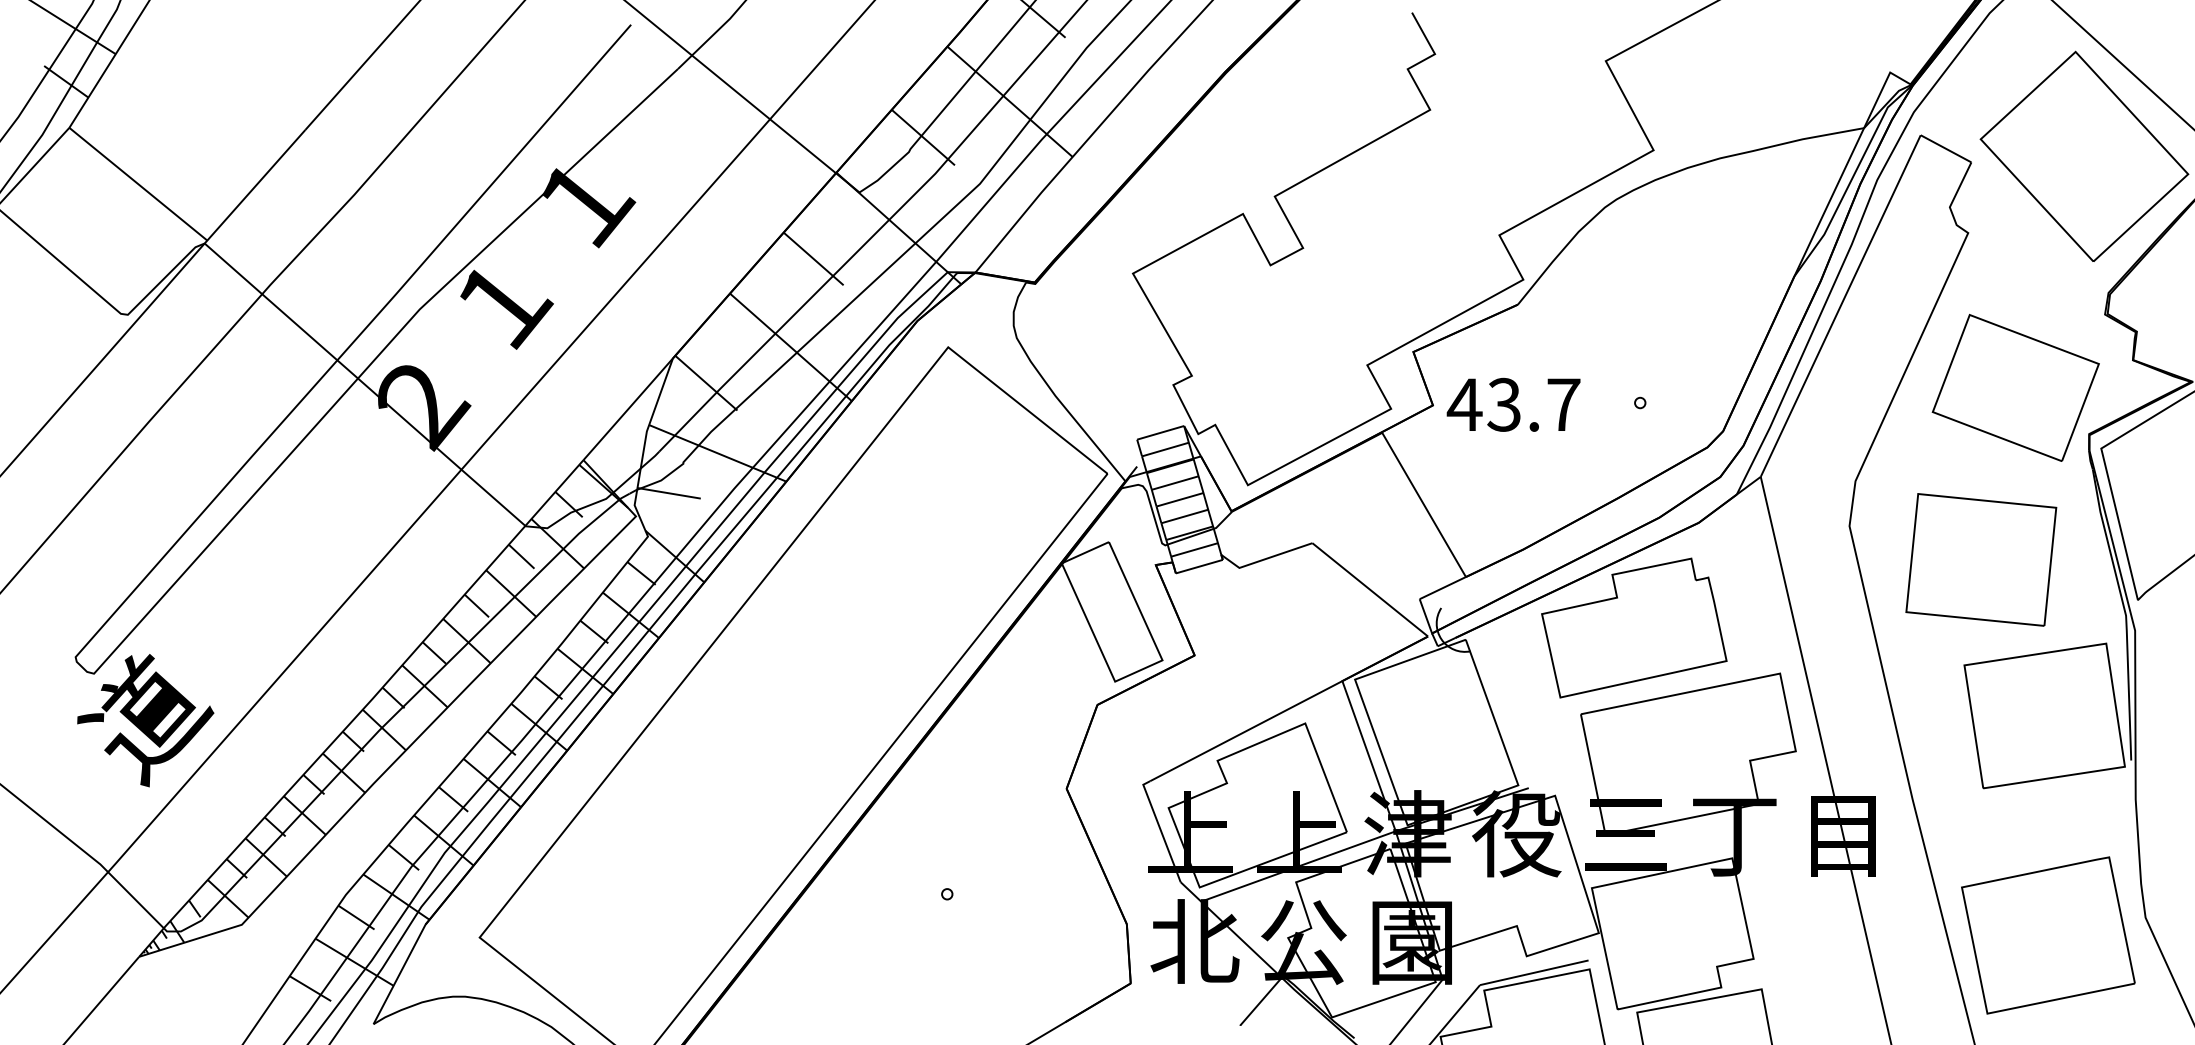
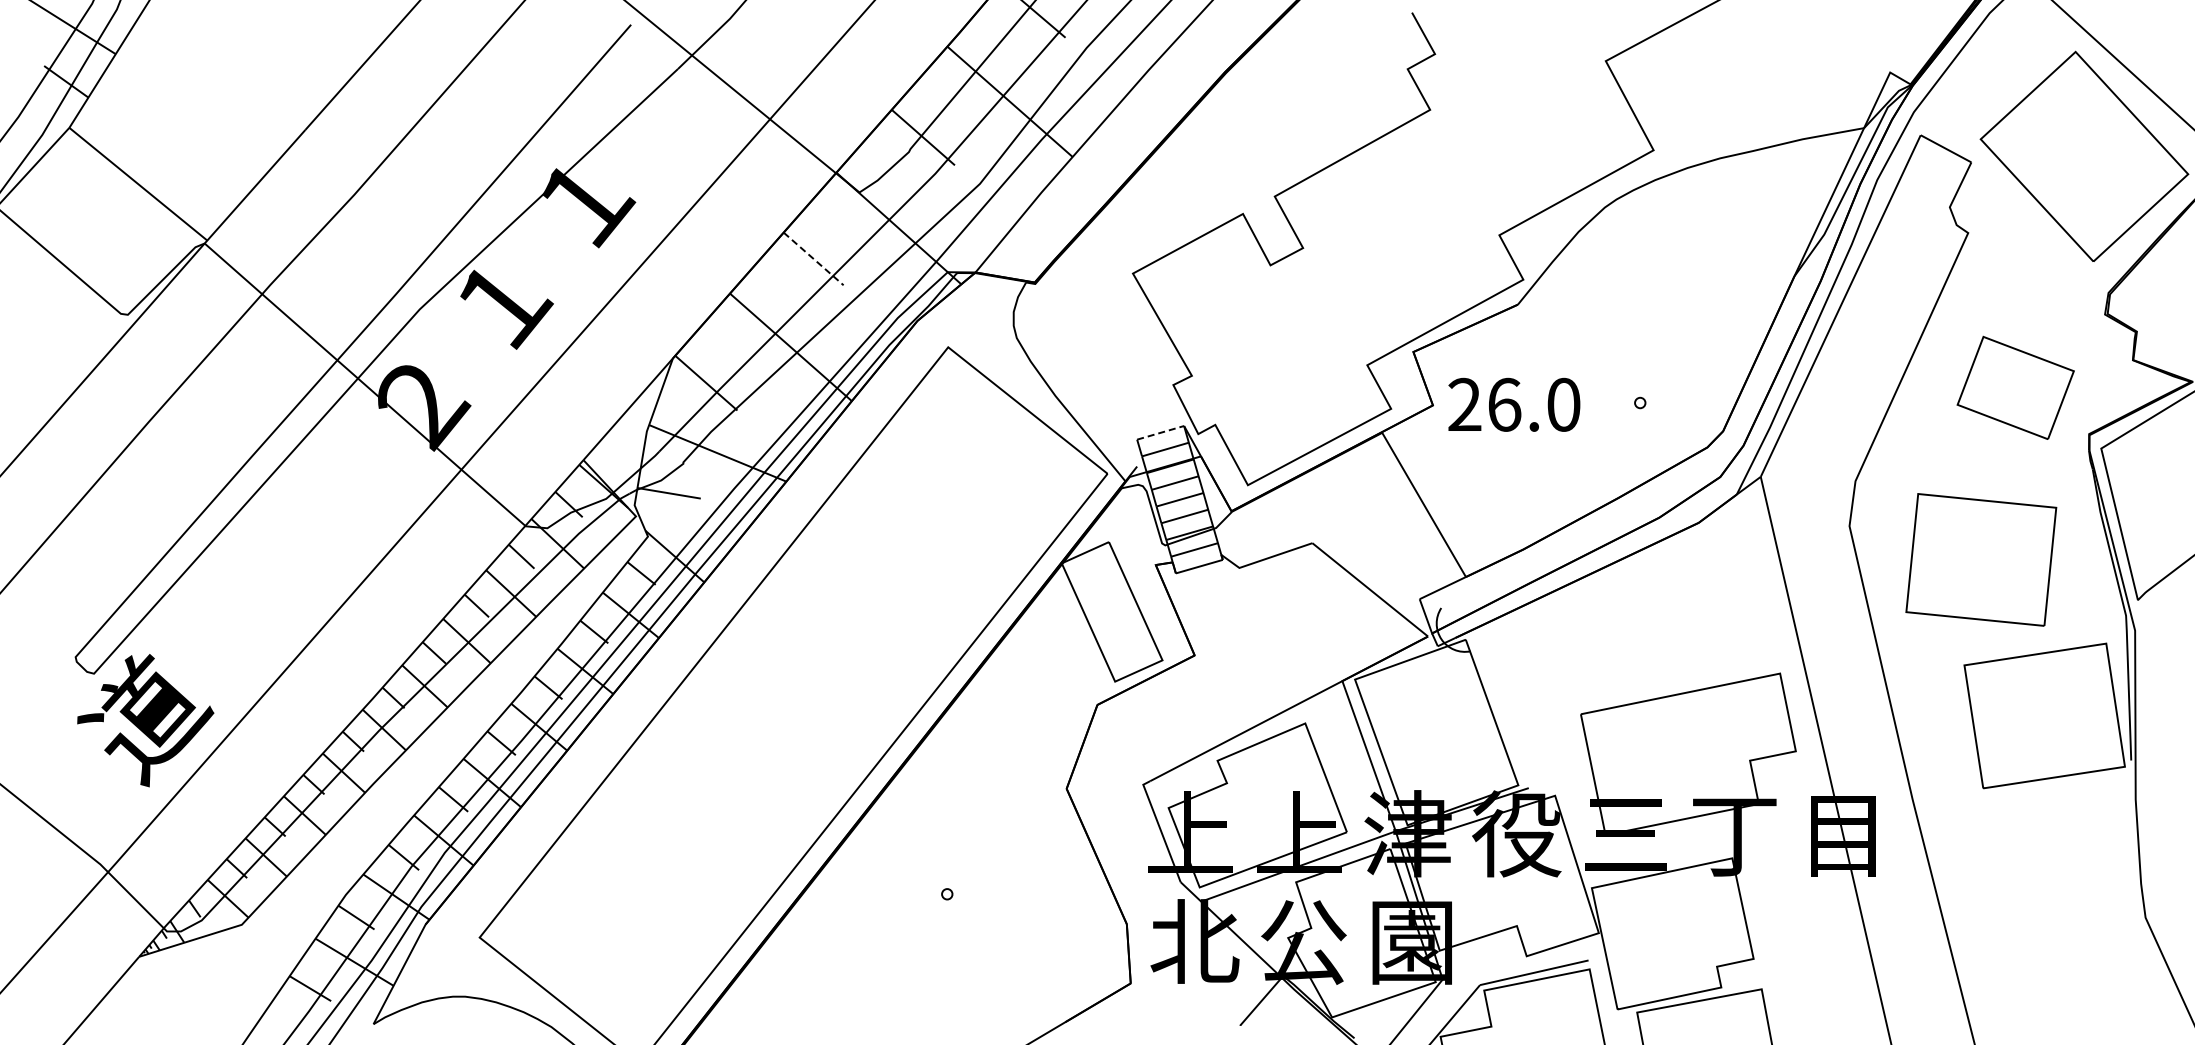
line: solid -> dashed (813, 258)
part size: 169x148 px -> 119x105 px (2015, 387)
text: 43.7 -> 26.0 (1513, 404)
line: solid -> dashed (1161, 432)
part: present -> none (1634, 627)
part: present -> none (2048, 935)
